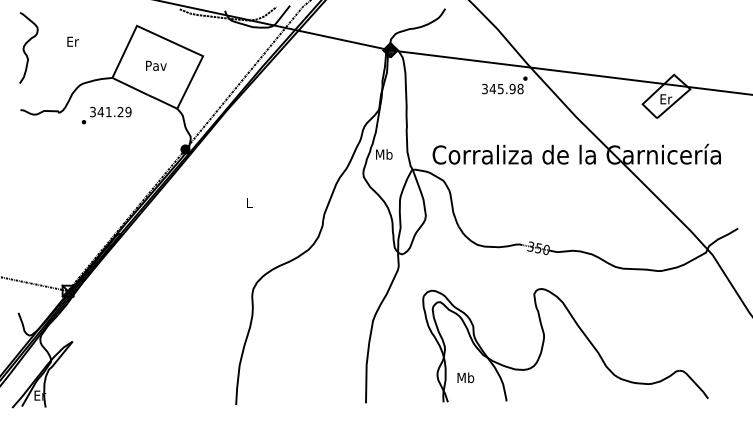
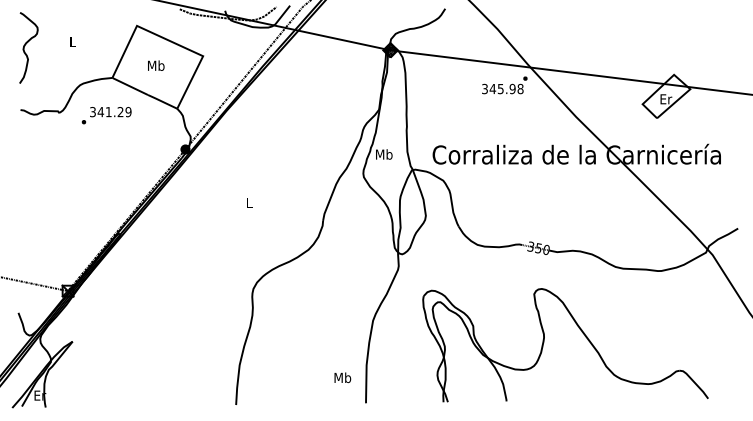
text: Er -> L (72, 41)
text: Pav -> Mb (156, 65)
text position: (465, 377) -> (342, 377) (342, 377)
